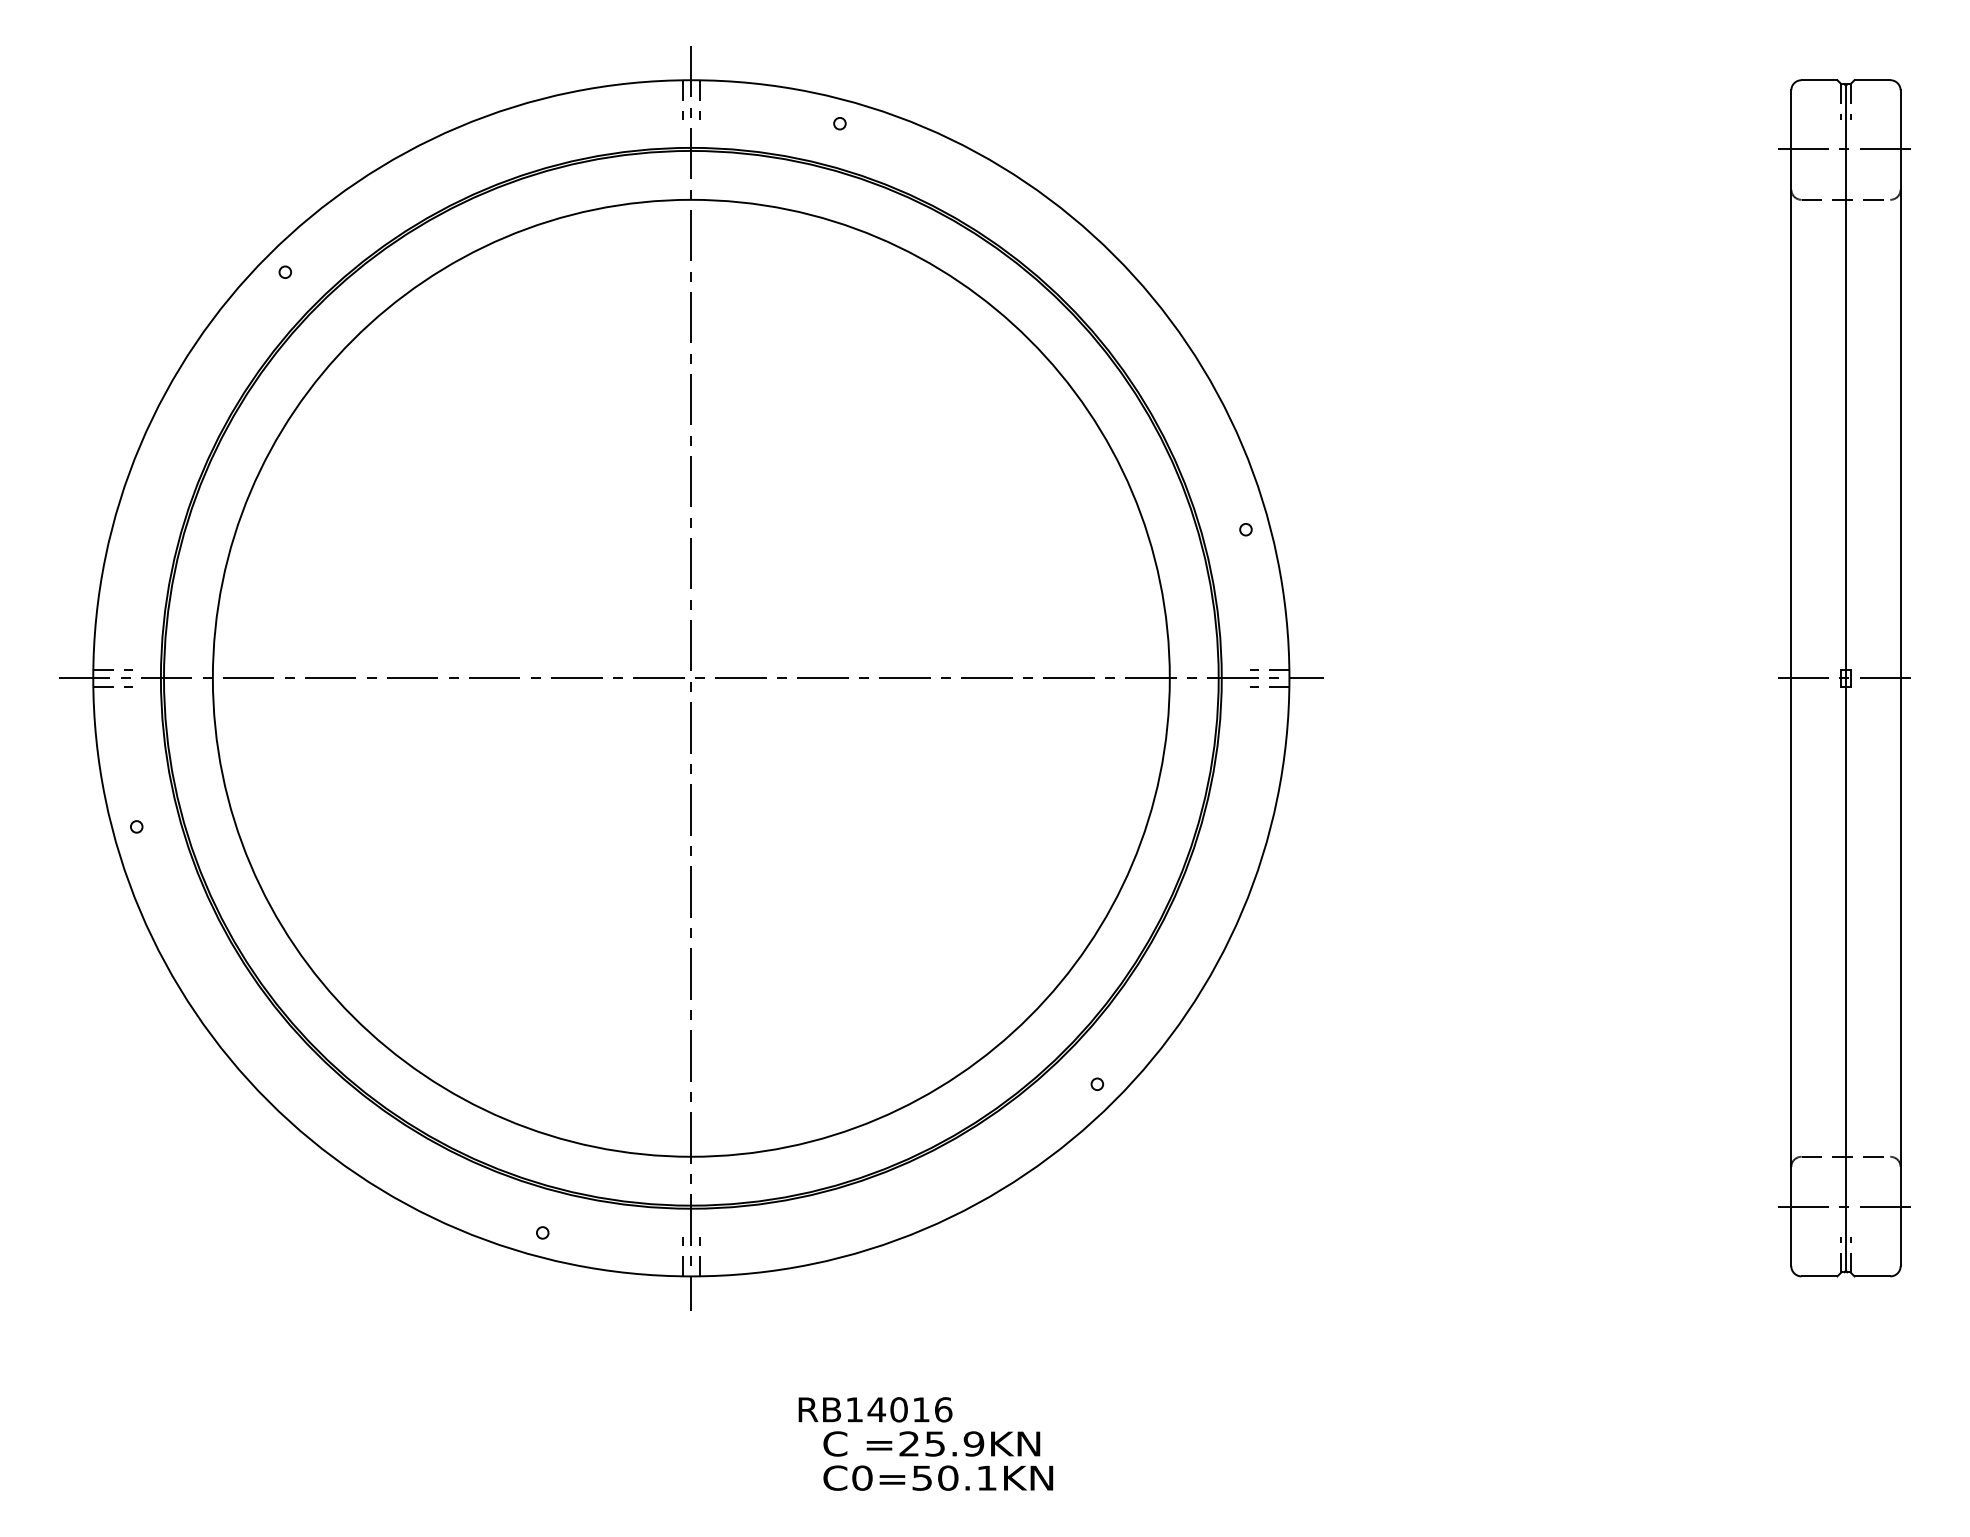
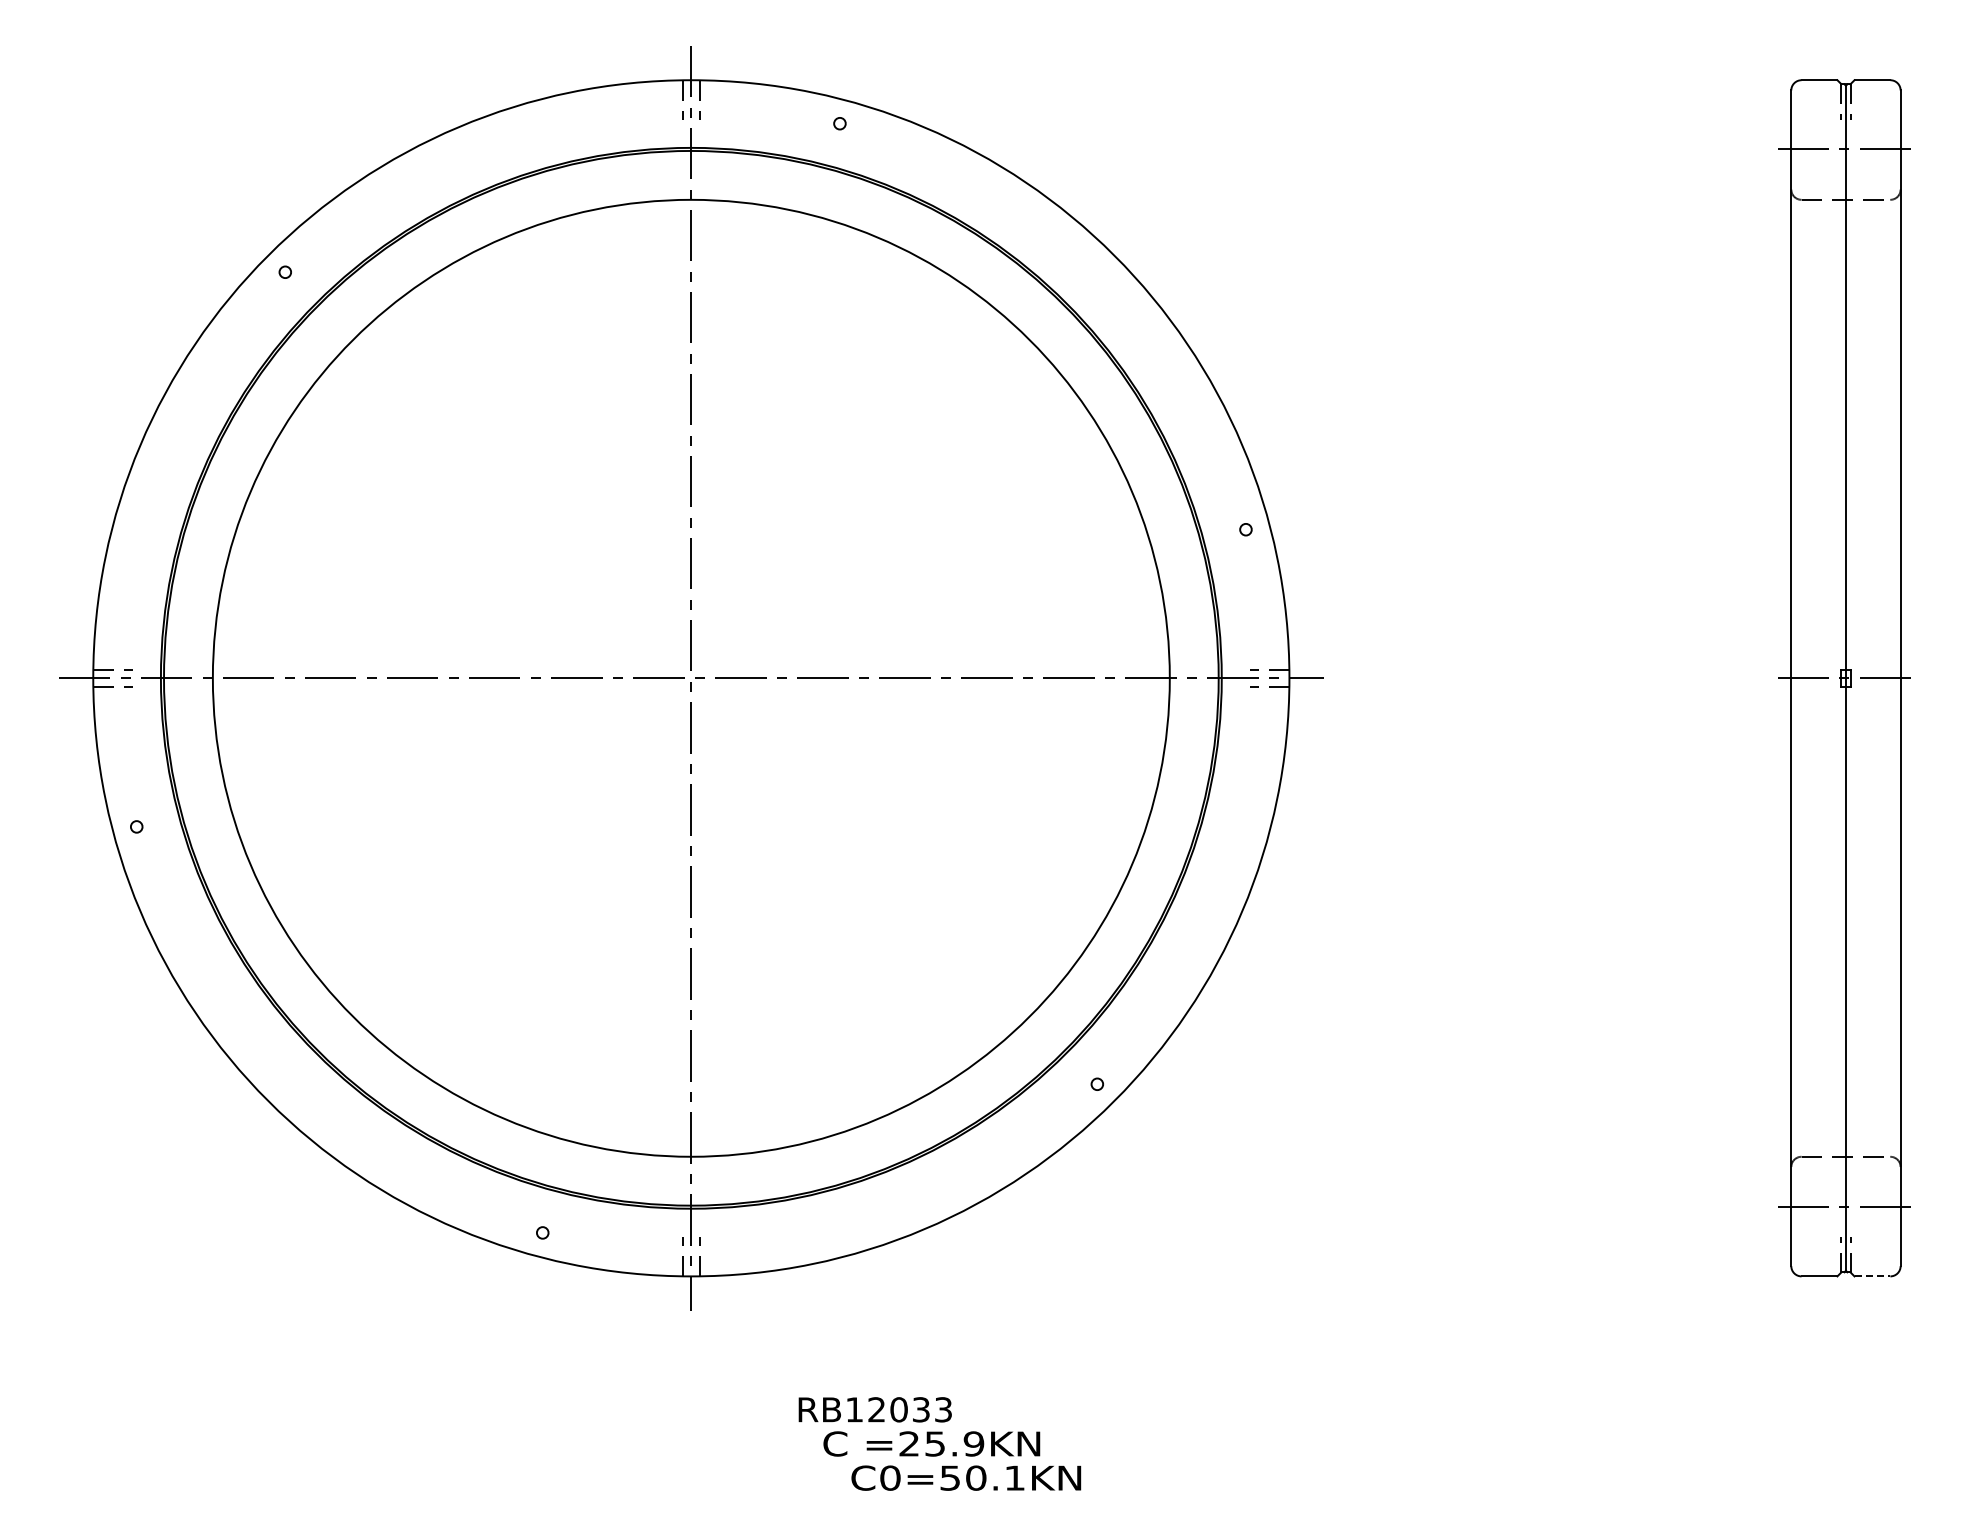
line: solid -> dashed (1872, 1276)
text: RB14016 -> RB12033 (909, 1409)
text position: (938, 1477) -> (966, 1477) (966, 1477)
